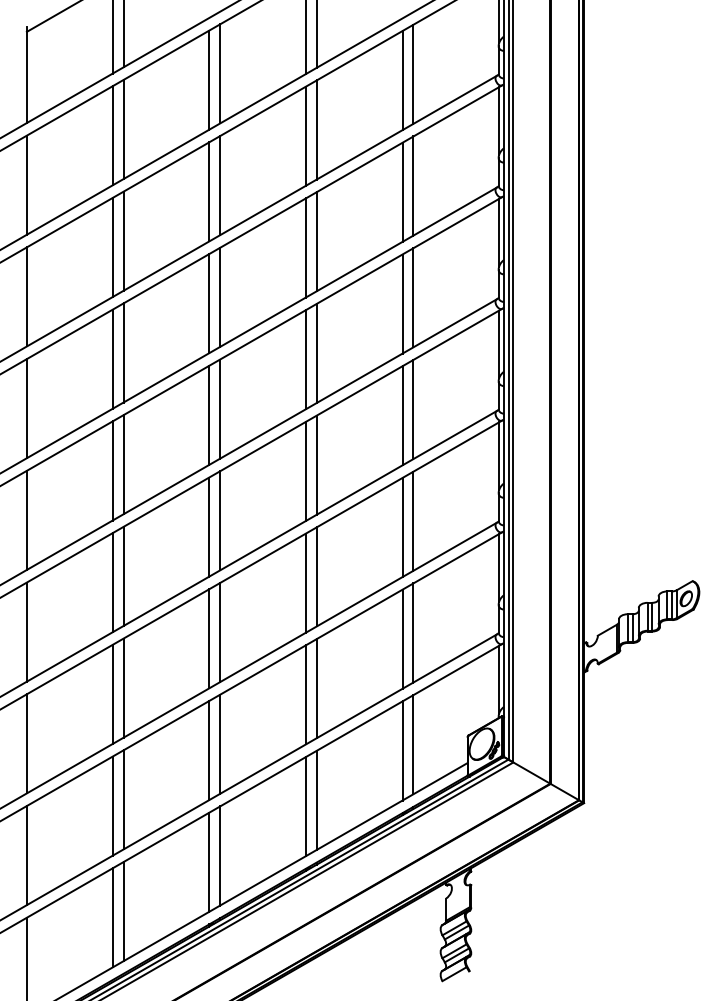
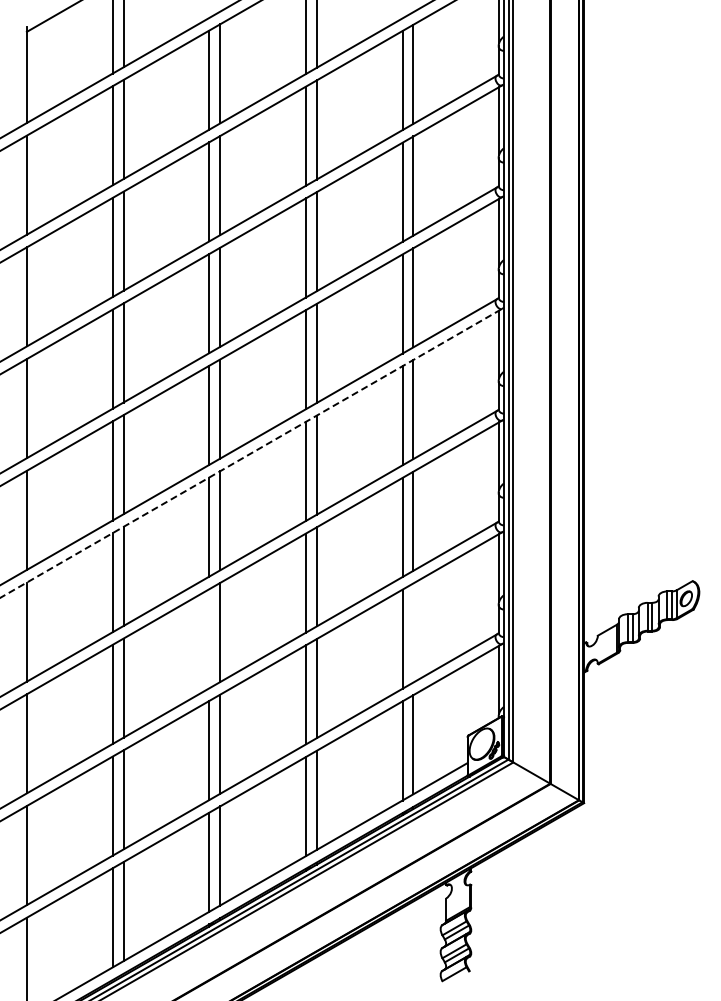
line: solid -> dashed (251, 453)
line: present -> none (413, 632)
line: present -> none (209, 638)
